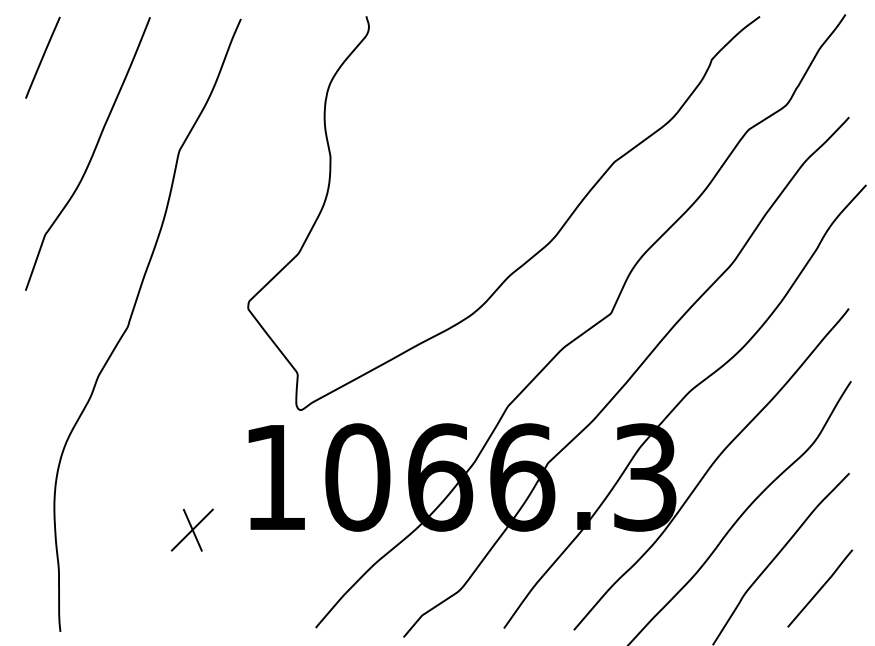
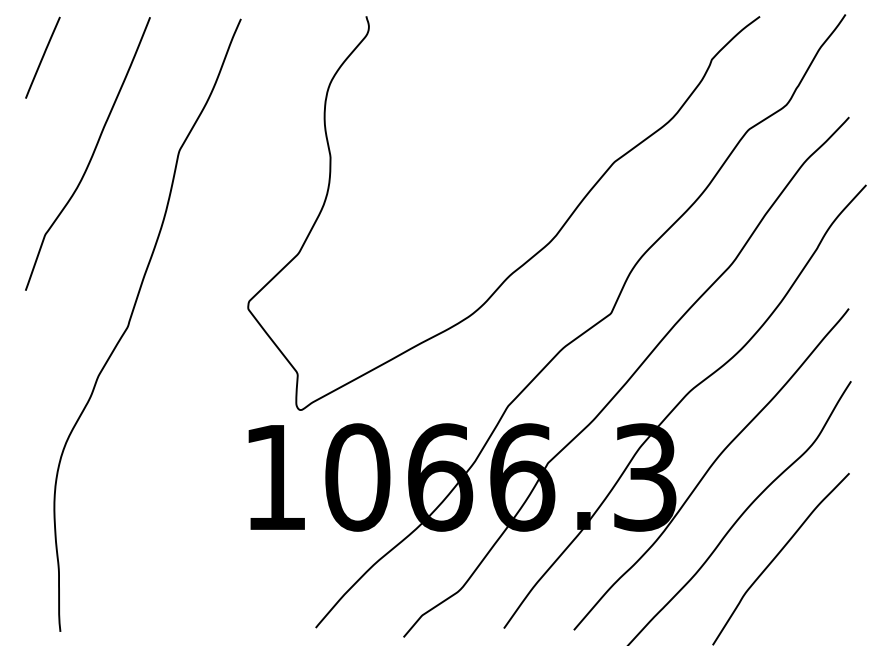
part: present -> none (191, 529)
line: present -> none (820, 588)
